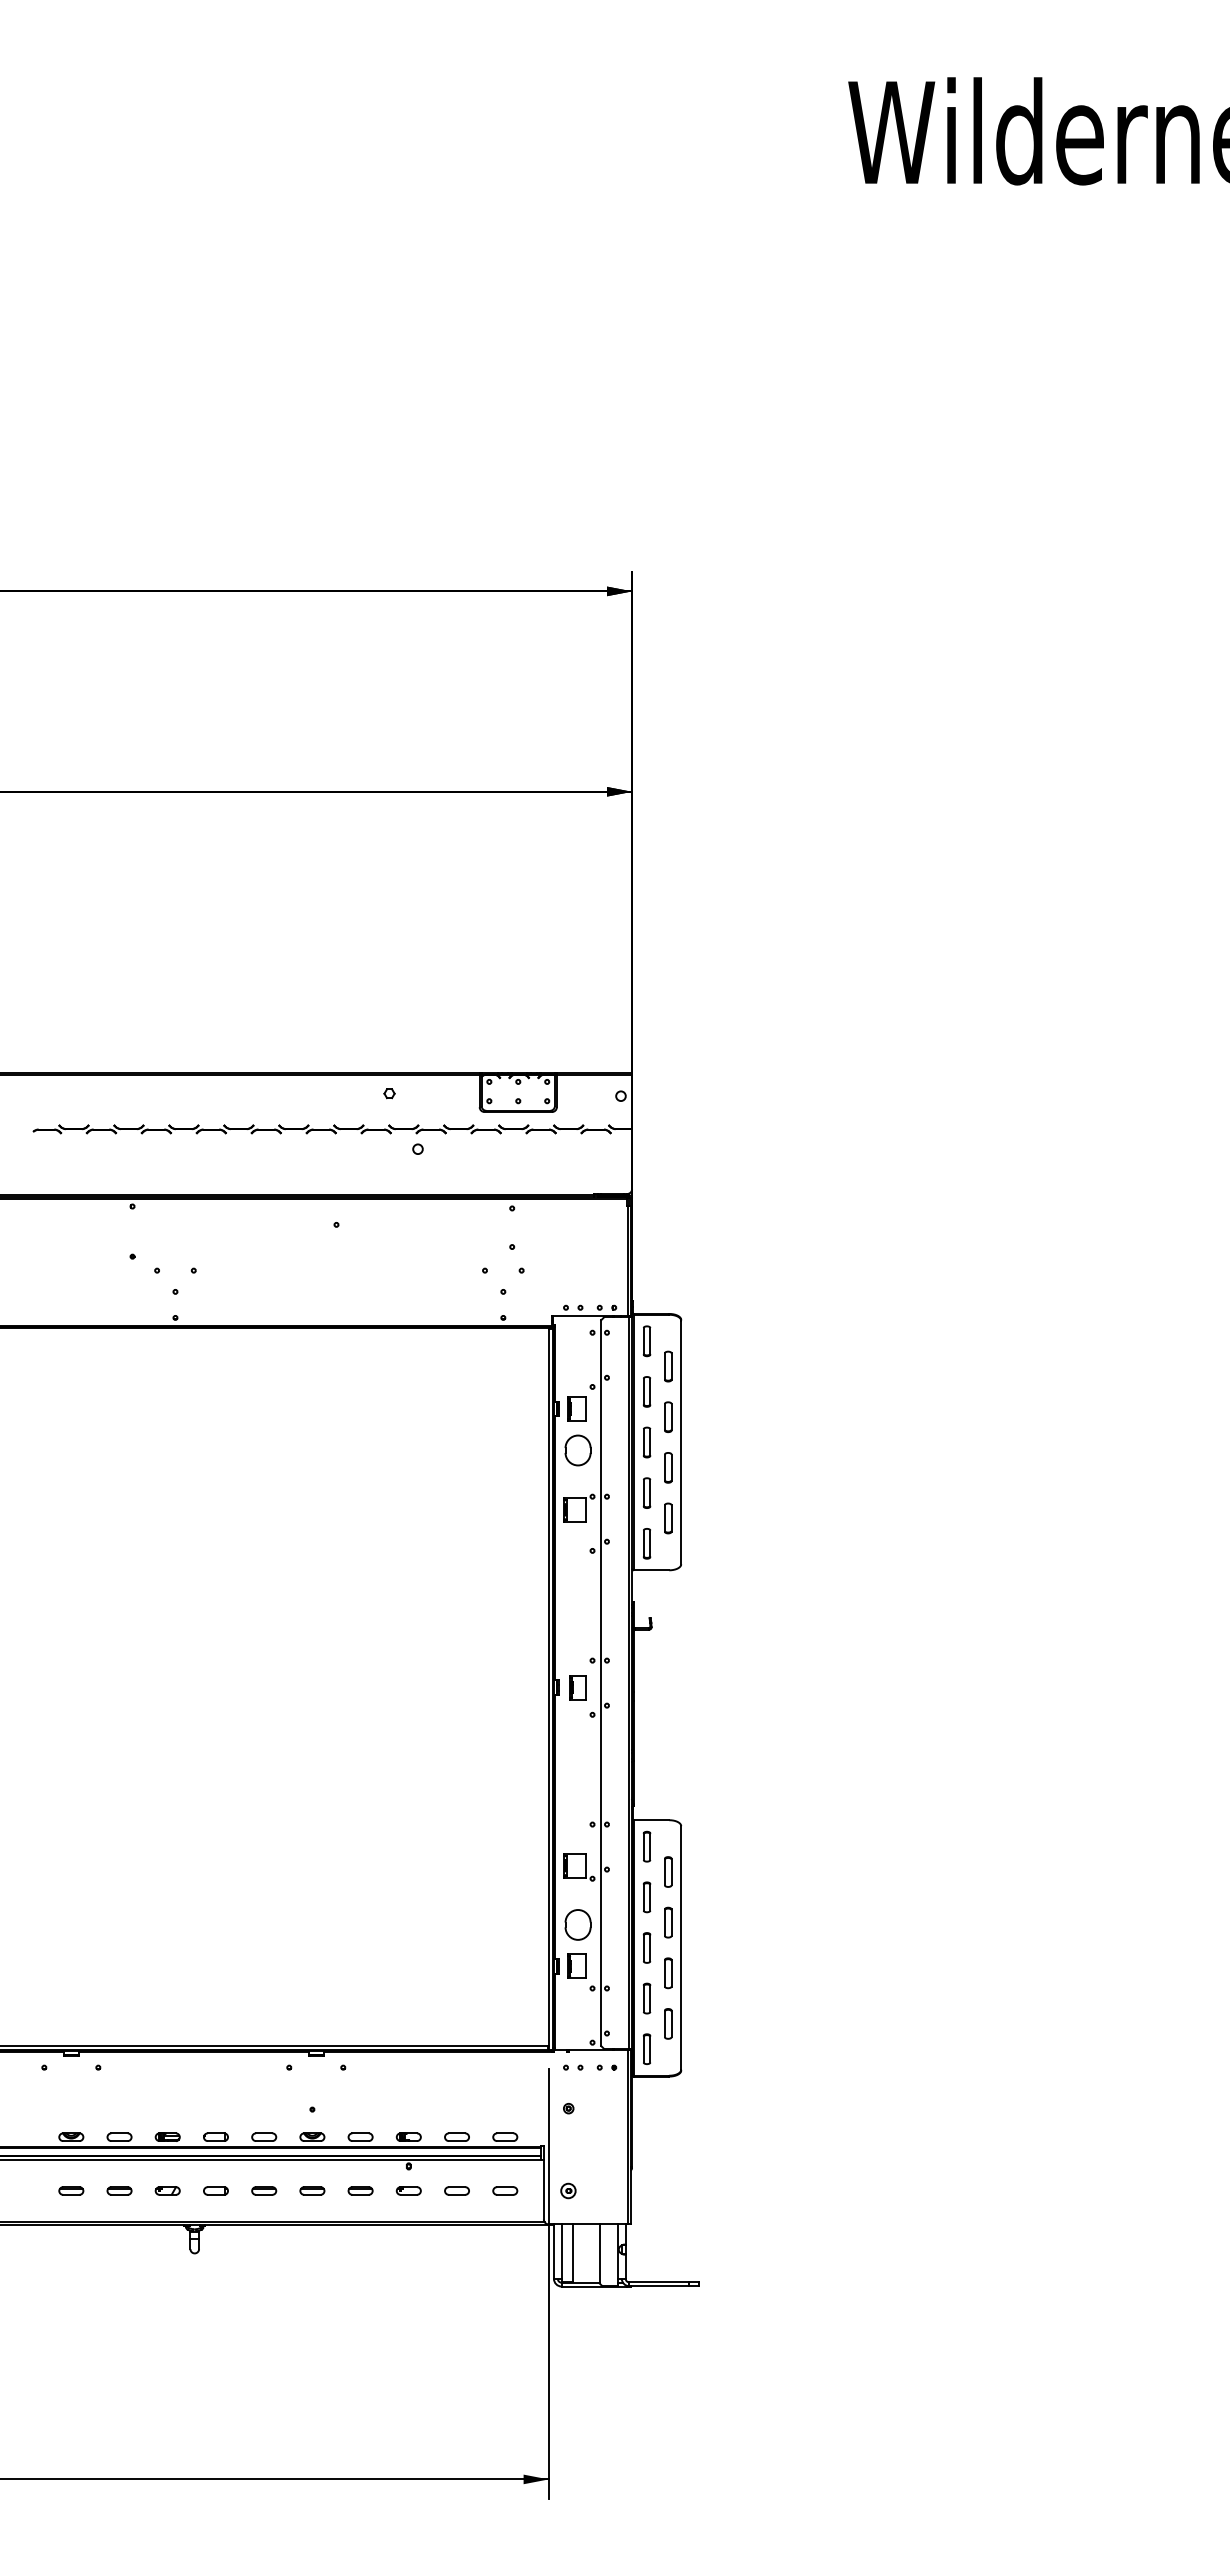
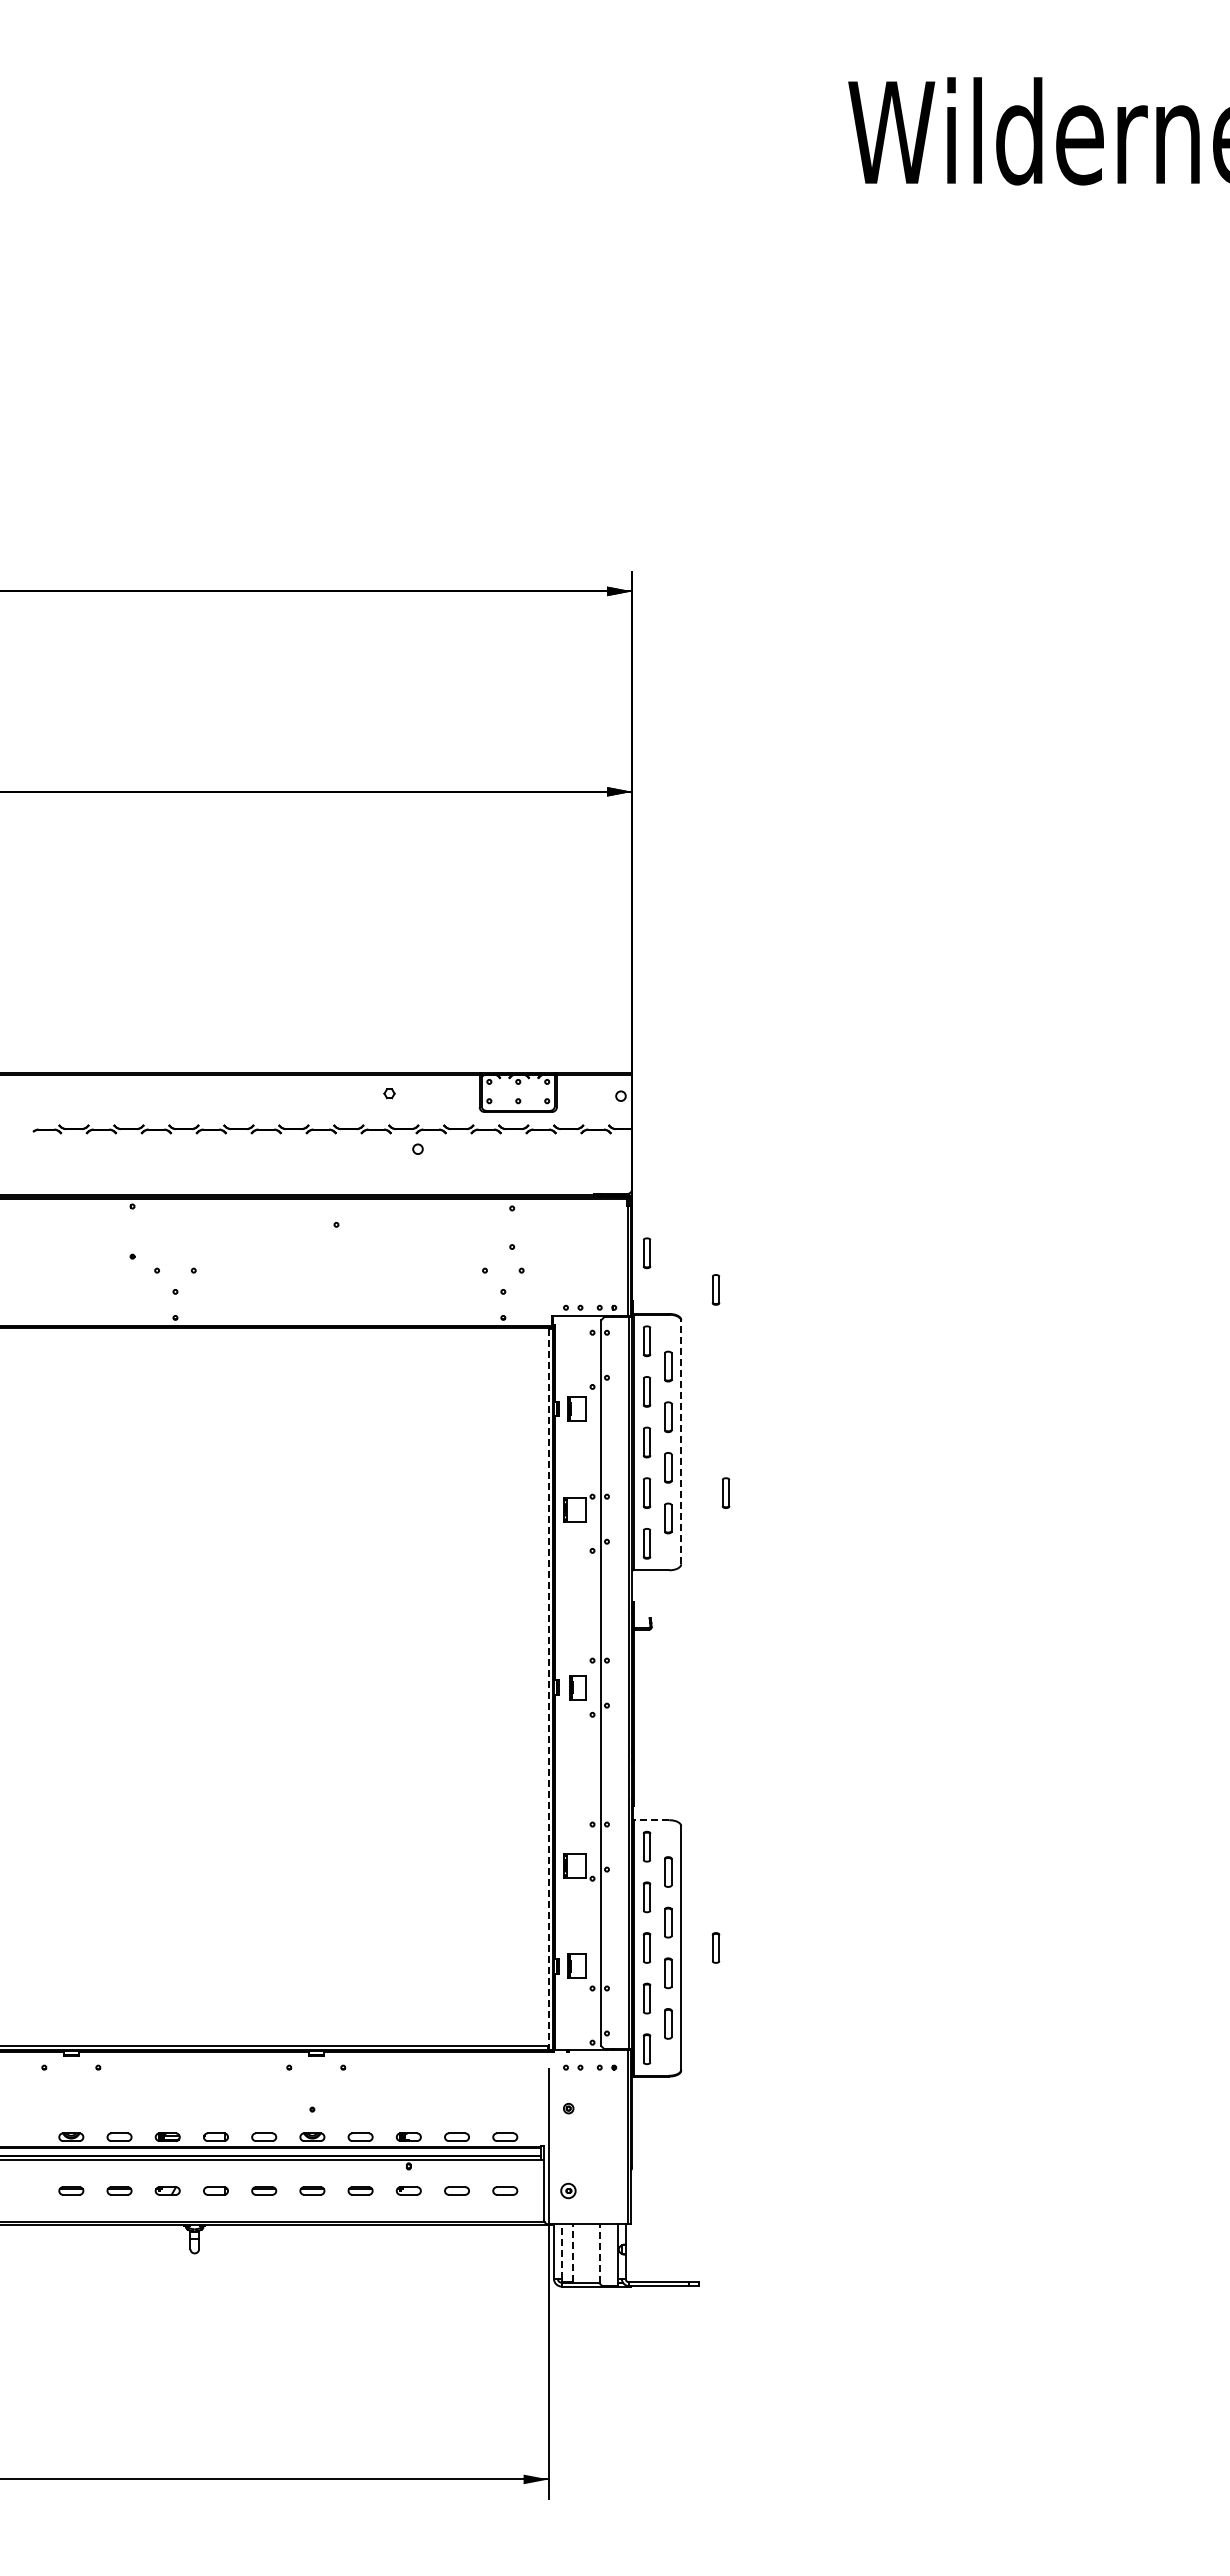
part: none -> present (646, 1253)
part: none -> present (716, 1289)
line: solid -> dashed (681, 1442)
part: present -> none (577, 1450)
part: none -> present (725, 1492)
line: solid -> dashed (548, 1690)
line: solid -> dashed (651, 1820)
part: present -> none (577, 1924)
part: none -> present (715, 1947)
line: solid -> dashed (561, 2251)
line: solid -> dashed (573, 2253)
line: solid -> dashed (599, 2253)
